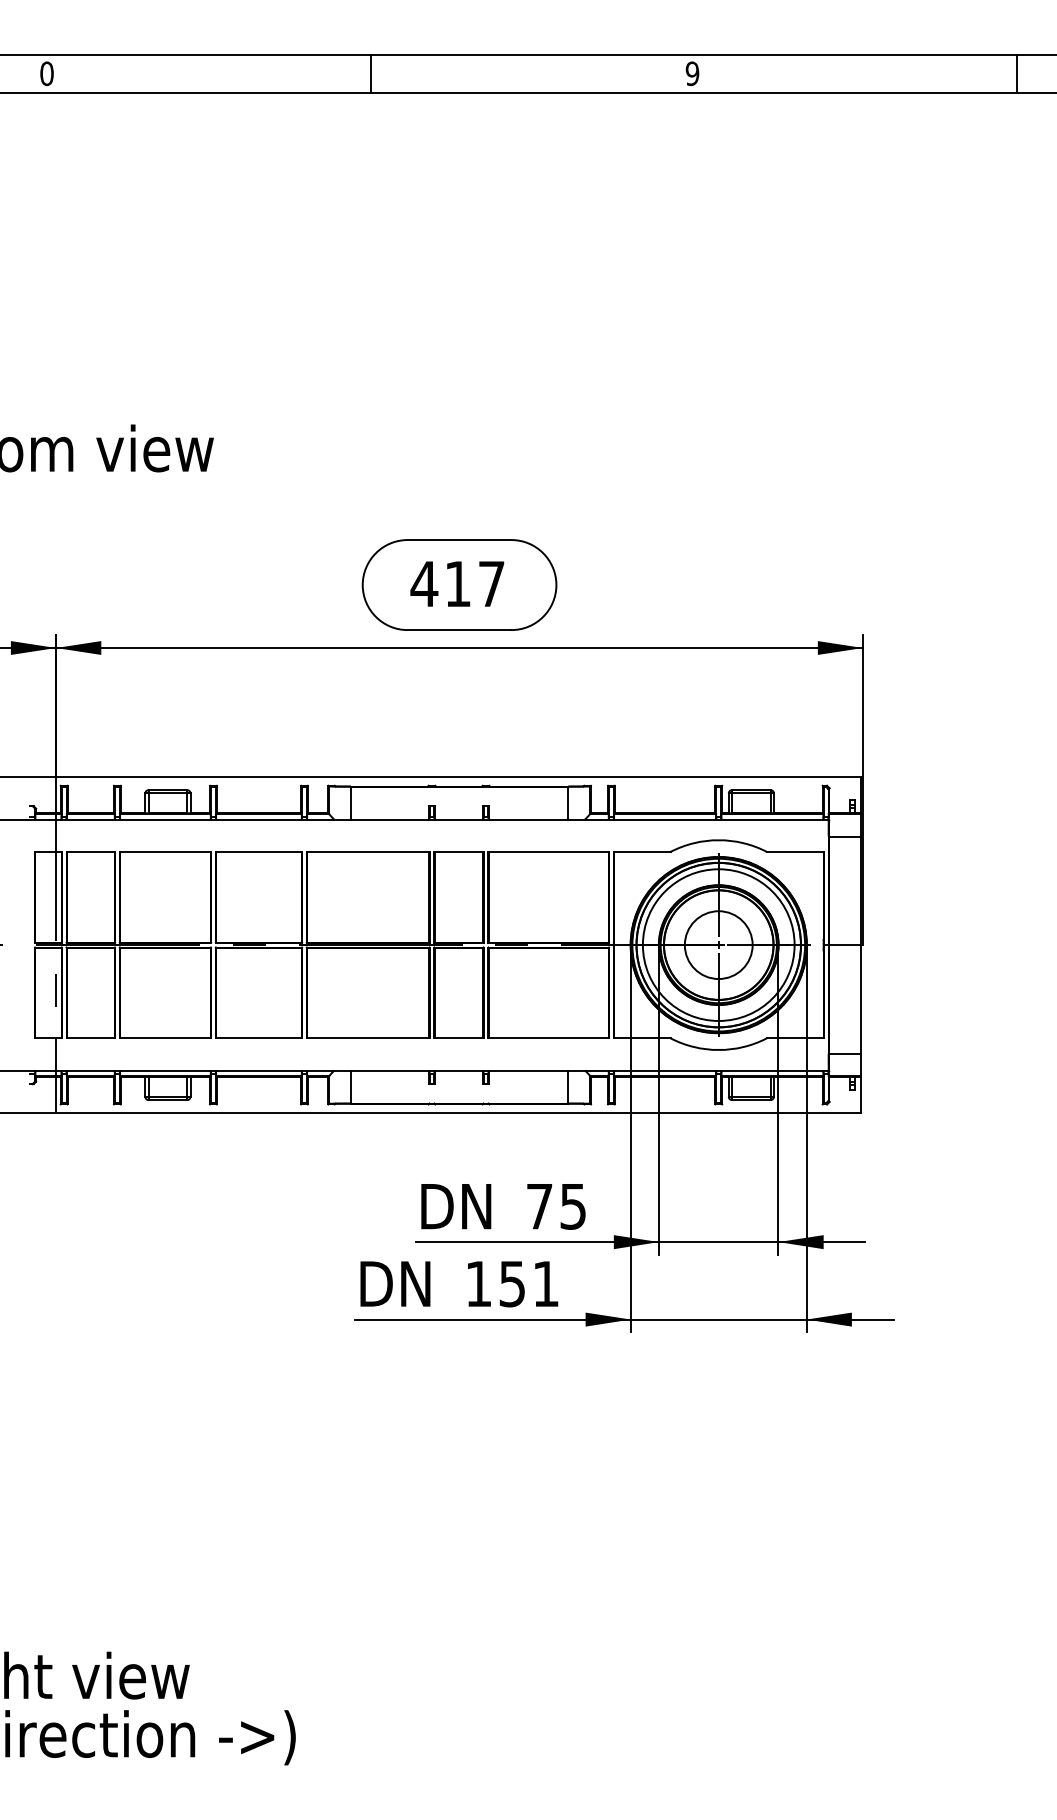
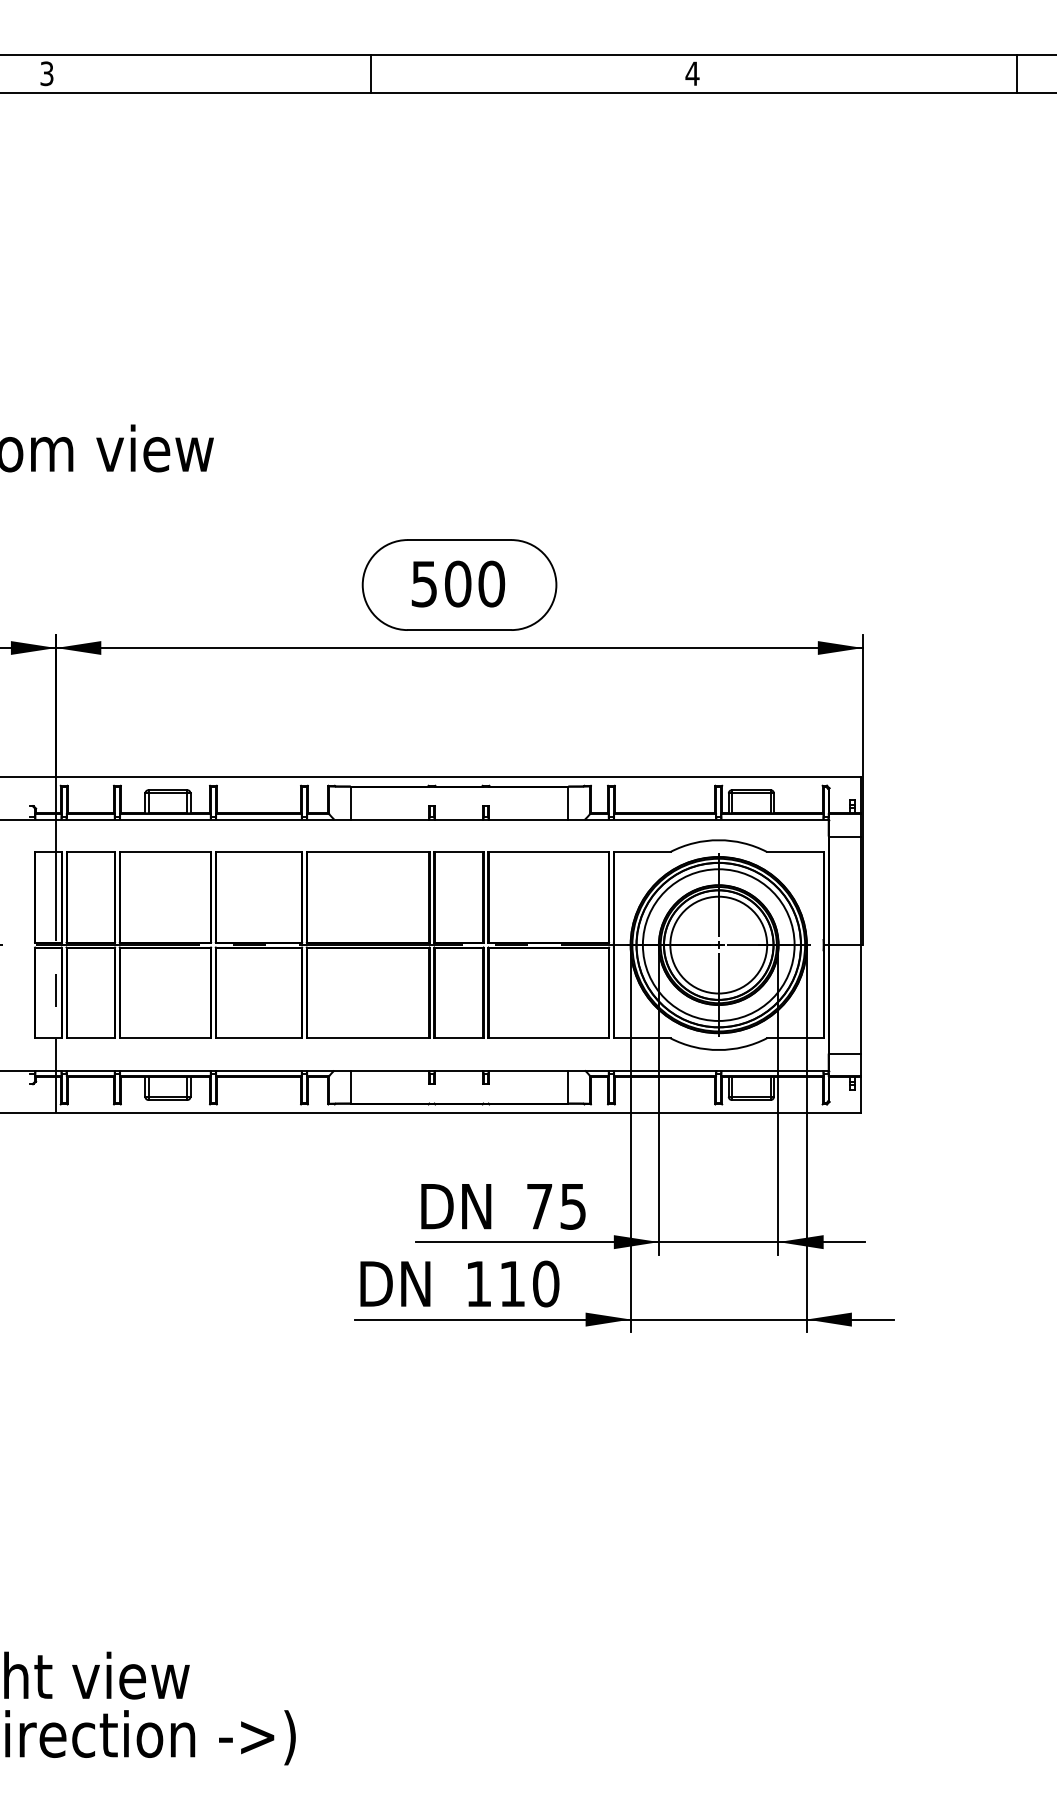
text: 0 -> 3 (46, 73)
text: 9 -> 4 (692, 73)
text: 417 -> 500 (457, 583)
circle diameter: 68 px -> 97 px (718, 944)
text: 151 -> 110 (529, 1283)
